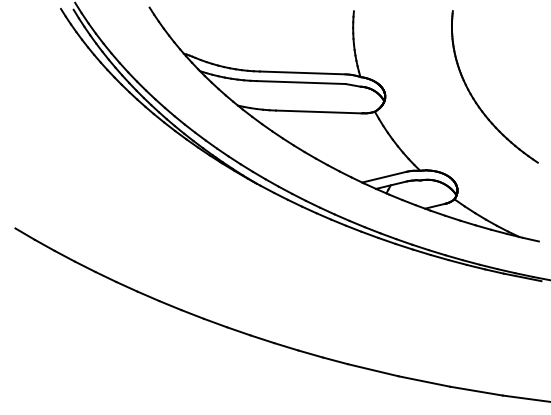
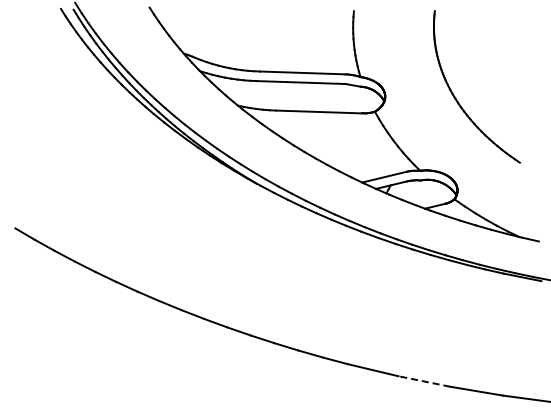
part position: (473, 96) -> (455, 96) (455, 96)
line: solid -> dashed (423, 381)
